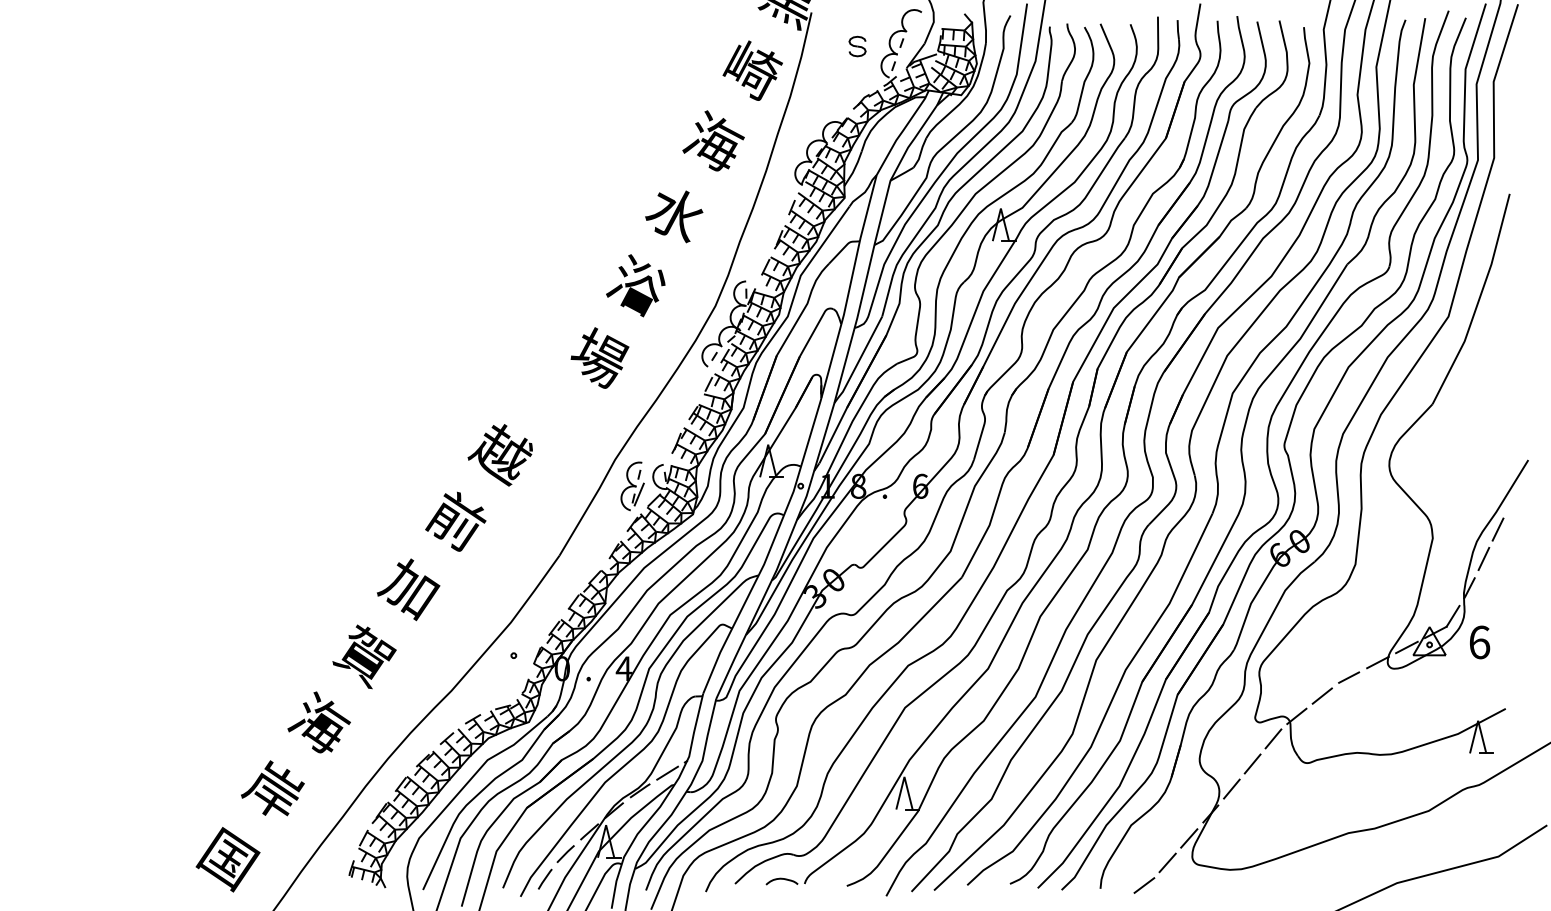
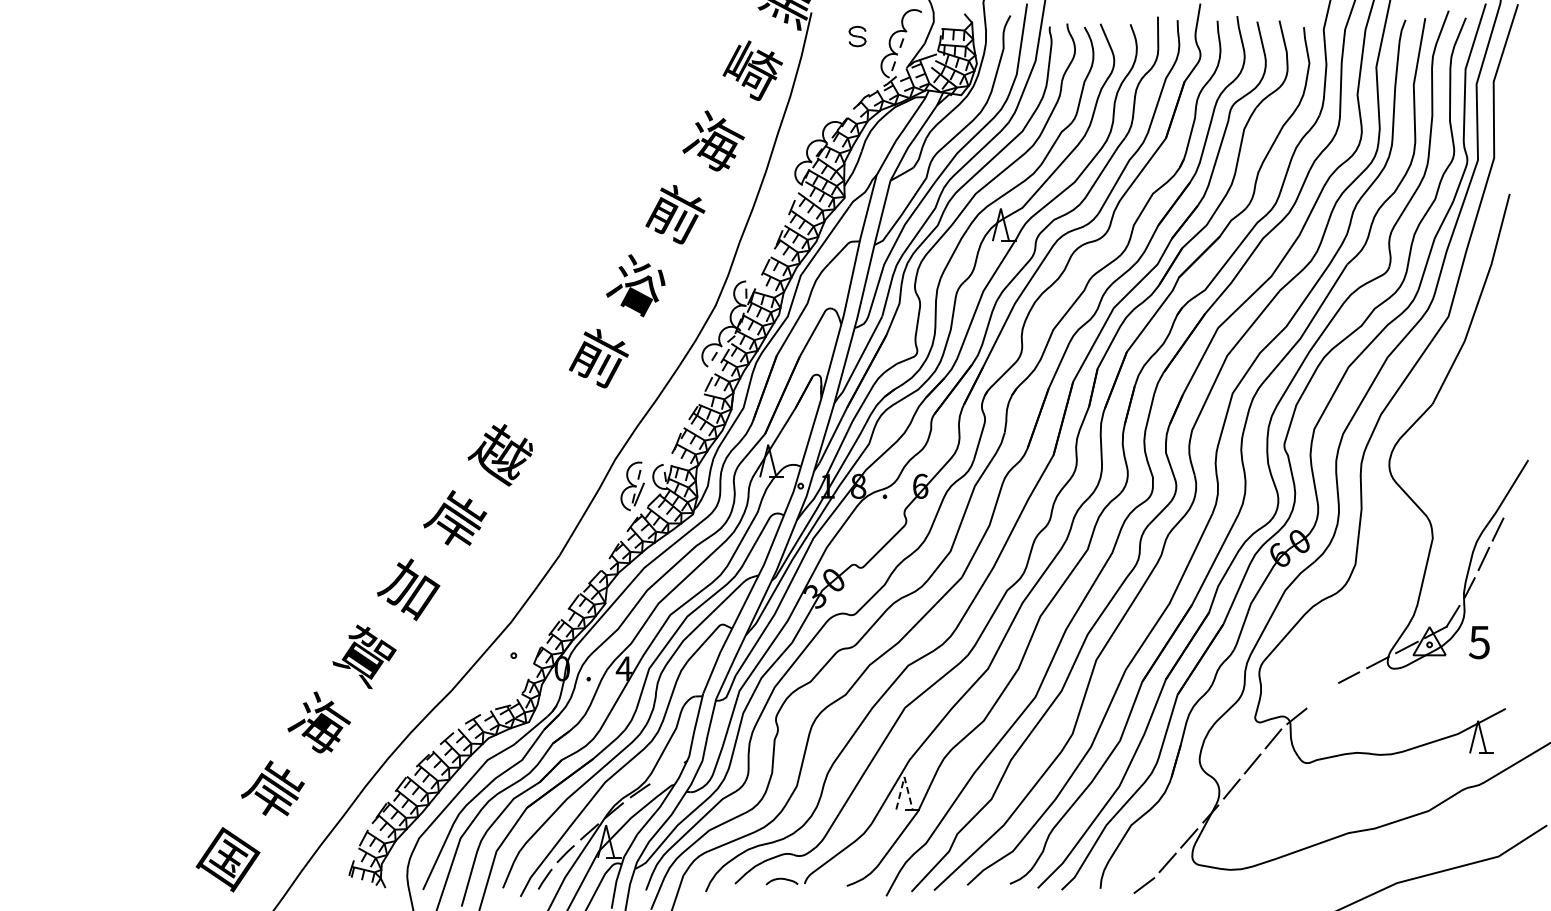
part position: (857, 46) -> (857, 36) (857, 36)
text: 水 -> 前 (675, 214)
text: 場 -> 前 (598, 357)
text: 前 -> 岸 (455, 520)
text: 6 -> 5 (1479, 642)
line: present -> none (1321, 695)
line: present -> none (667, 772)
line: solid -> dashed (904, 776)
